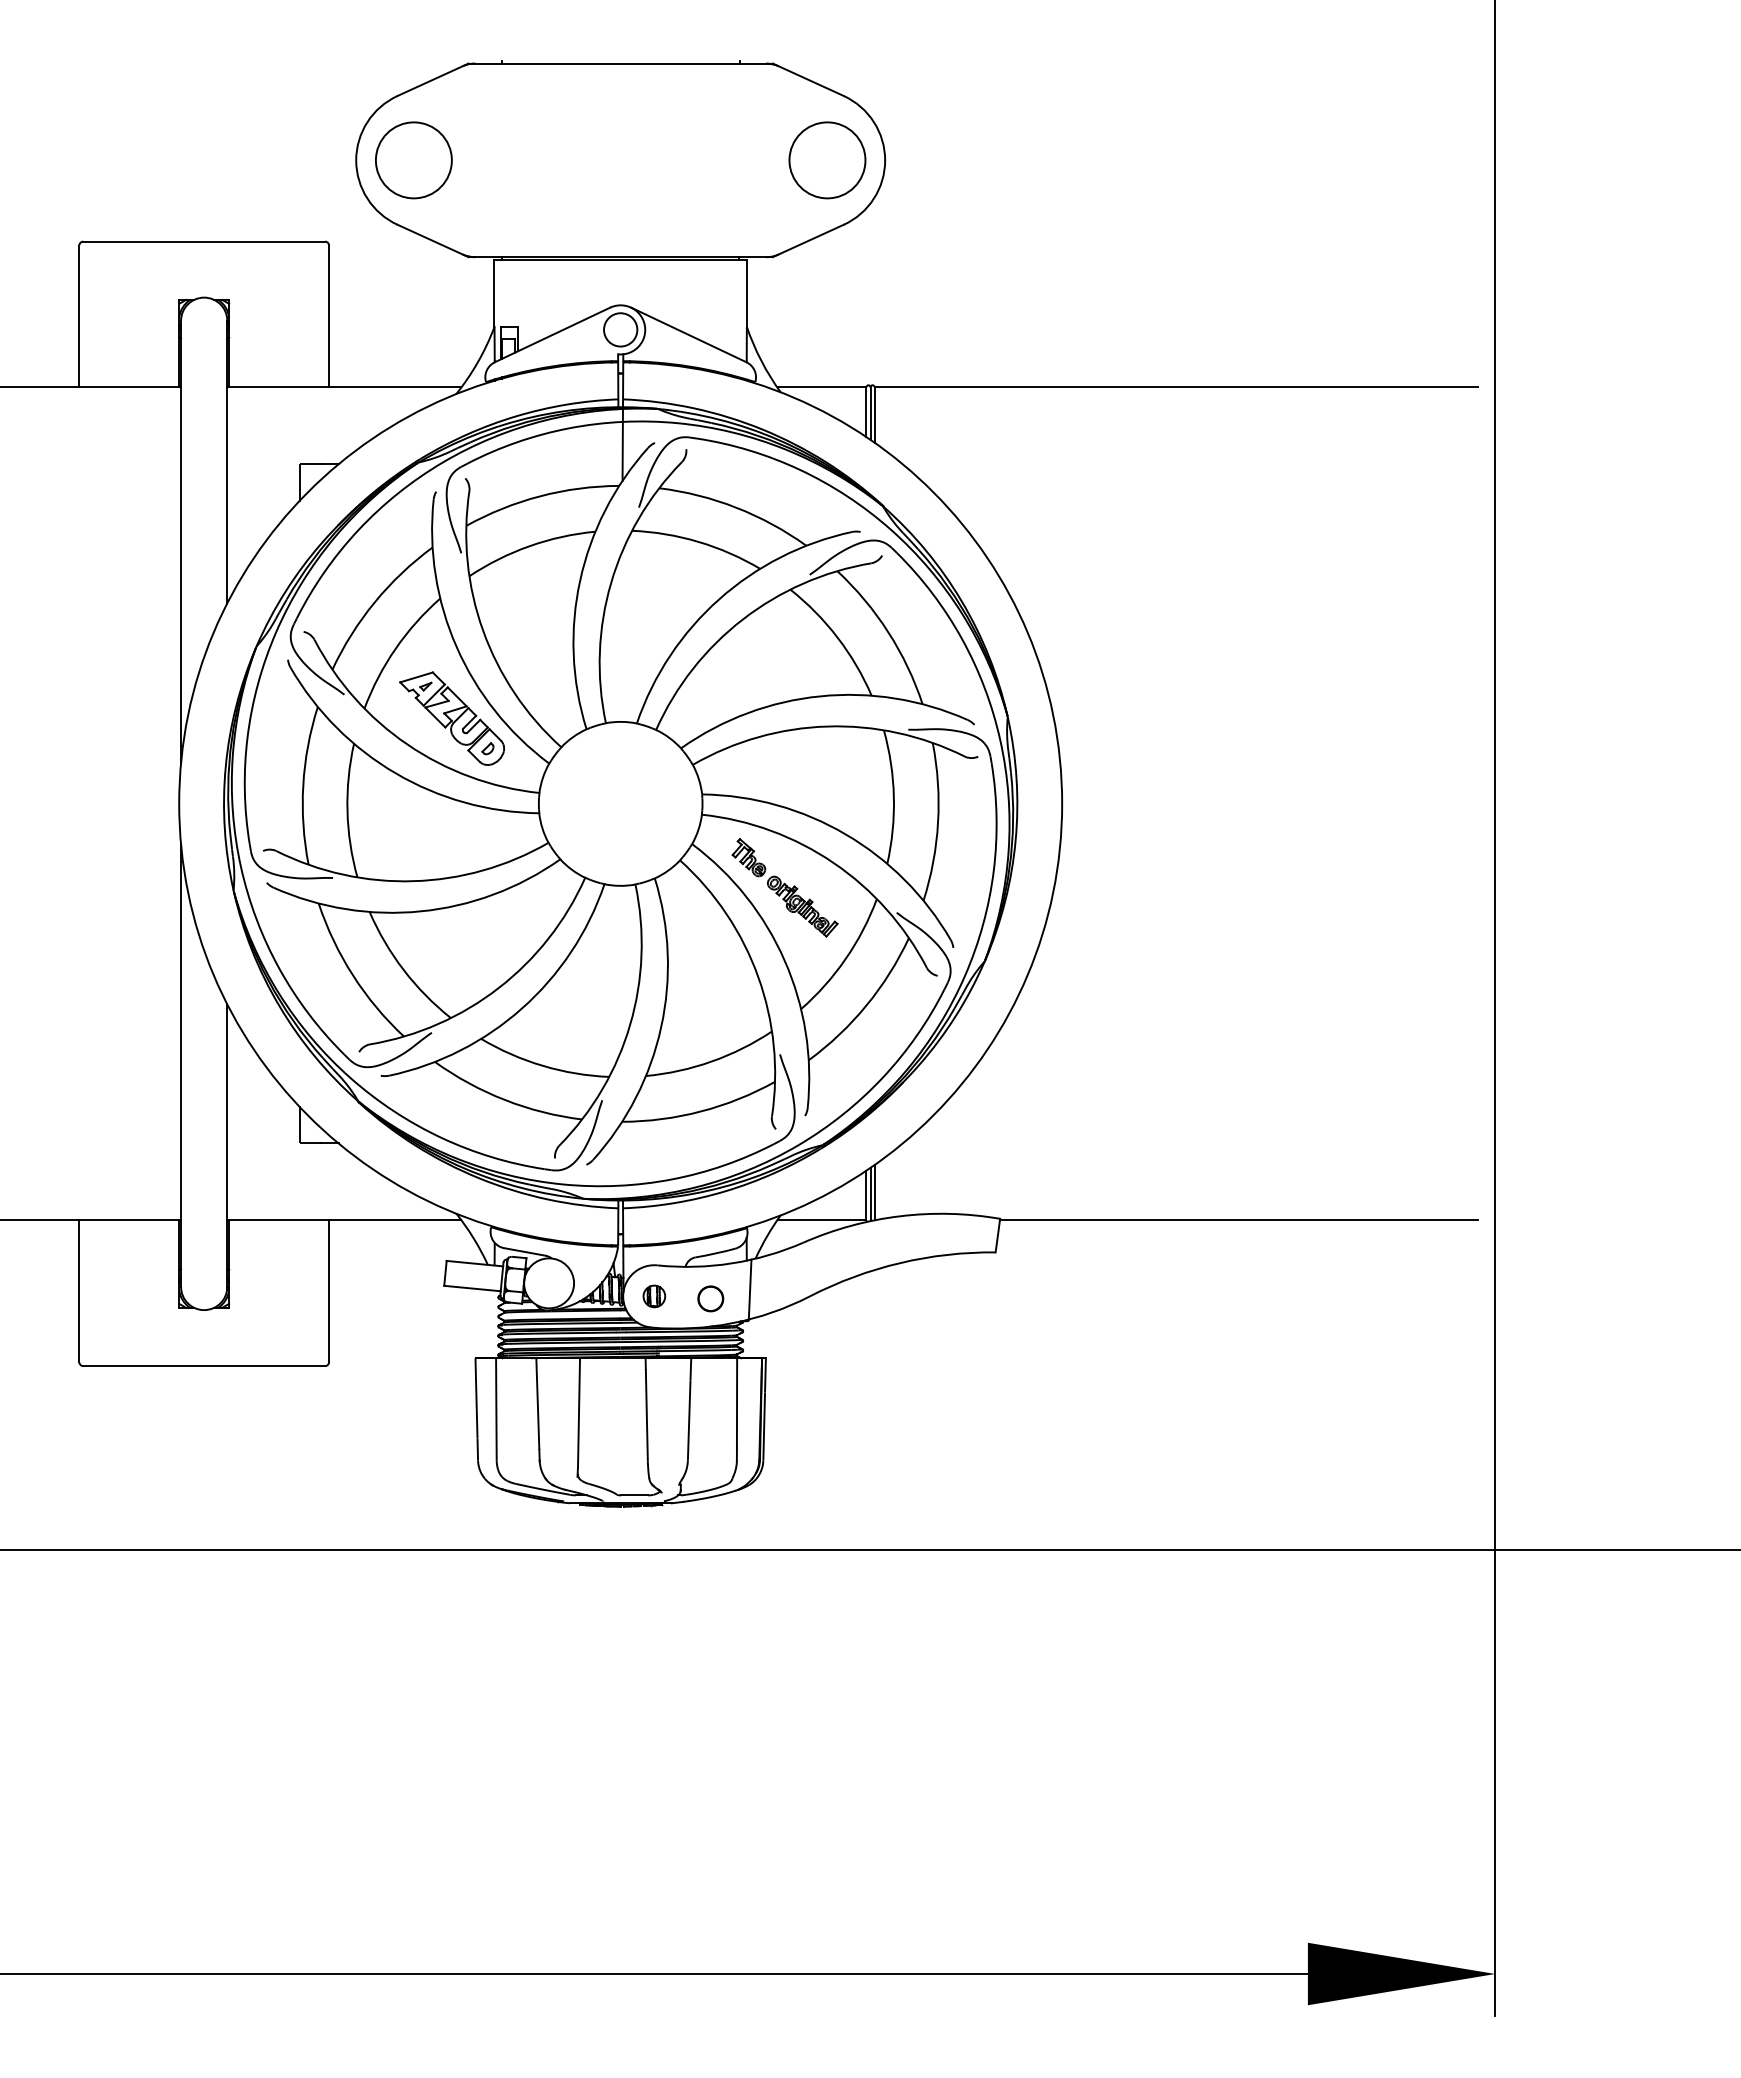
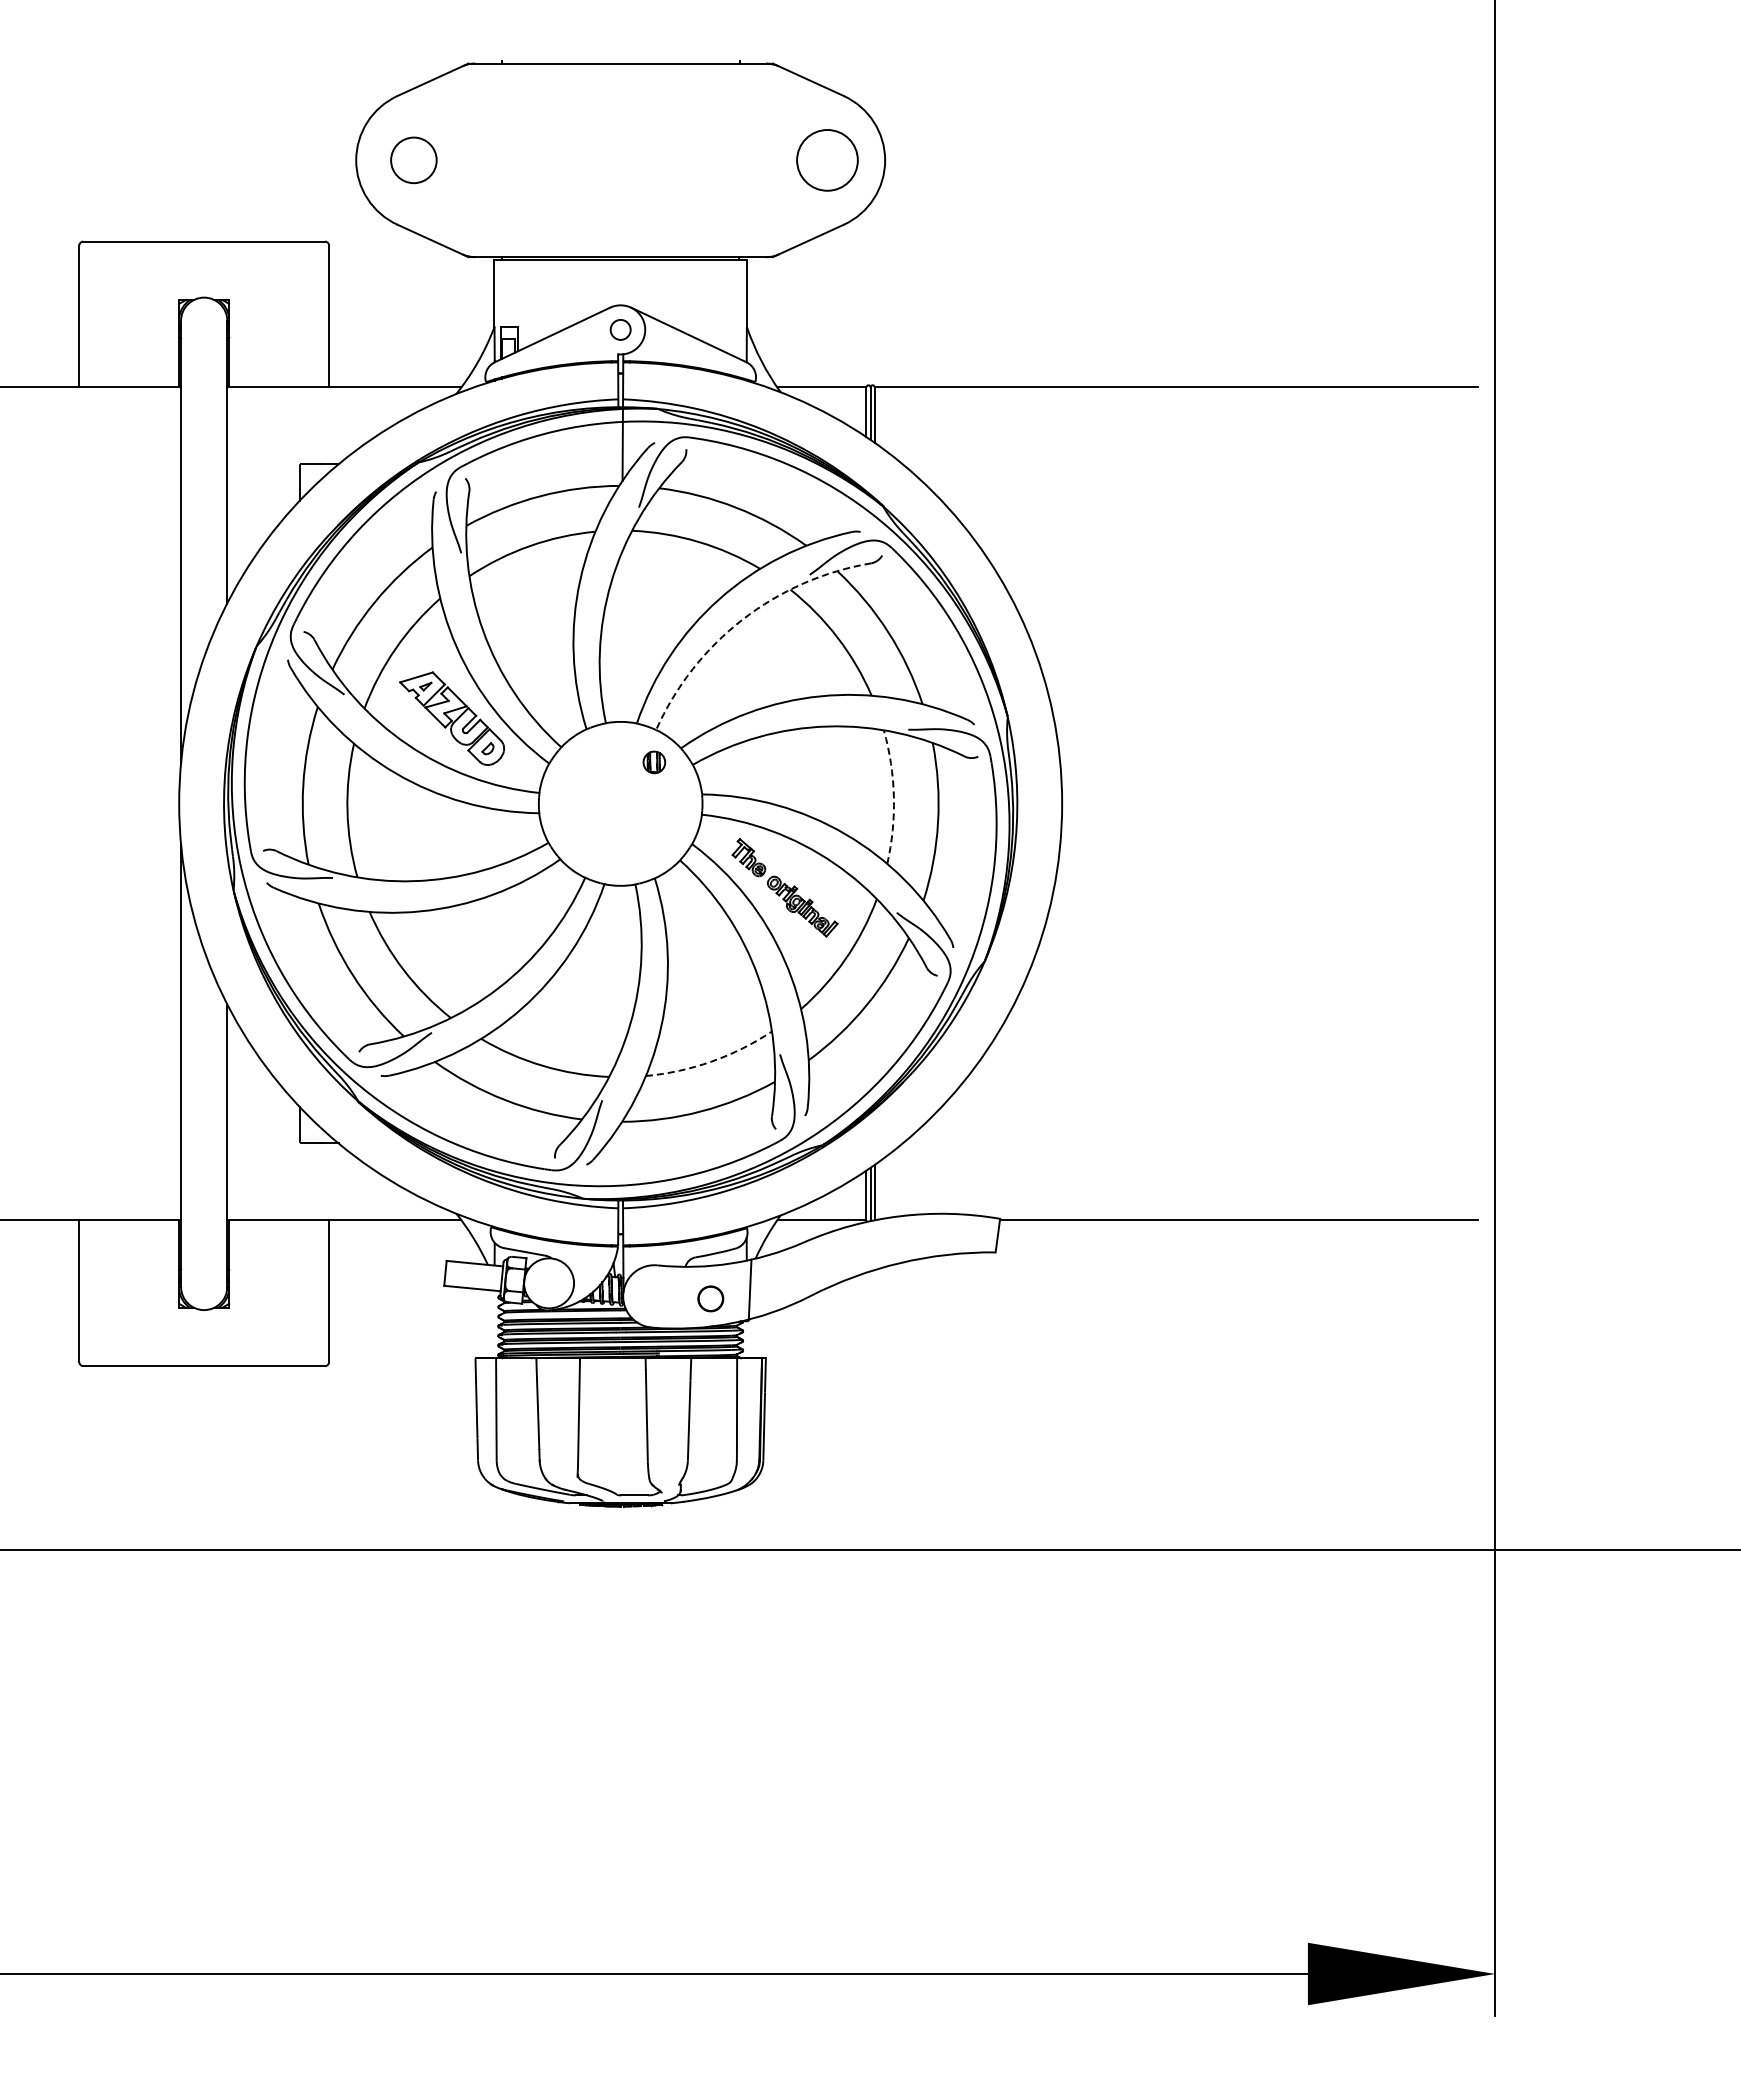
circle diameter: 76 px -> 46 px (413, 160)
circle diameter: 76 px -> 61 px (827, 160)
circle diameter: 33 px -> 20 px (620, 329)
arc: solid -> dashed (742, 619)
arc: solid -> dashed (893, 796)
arc: solid -> dashed (711, 1061)
part position: (654, 1296) -> (654, 762) (654, 762)
